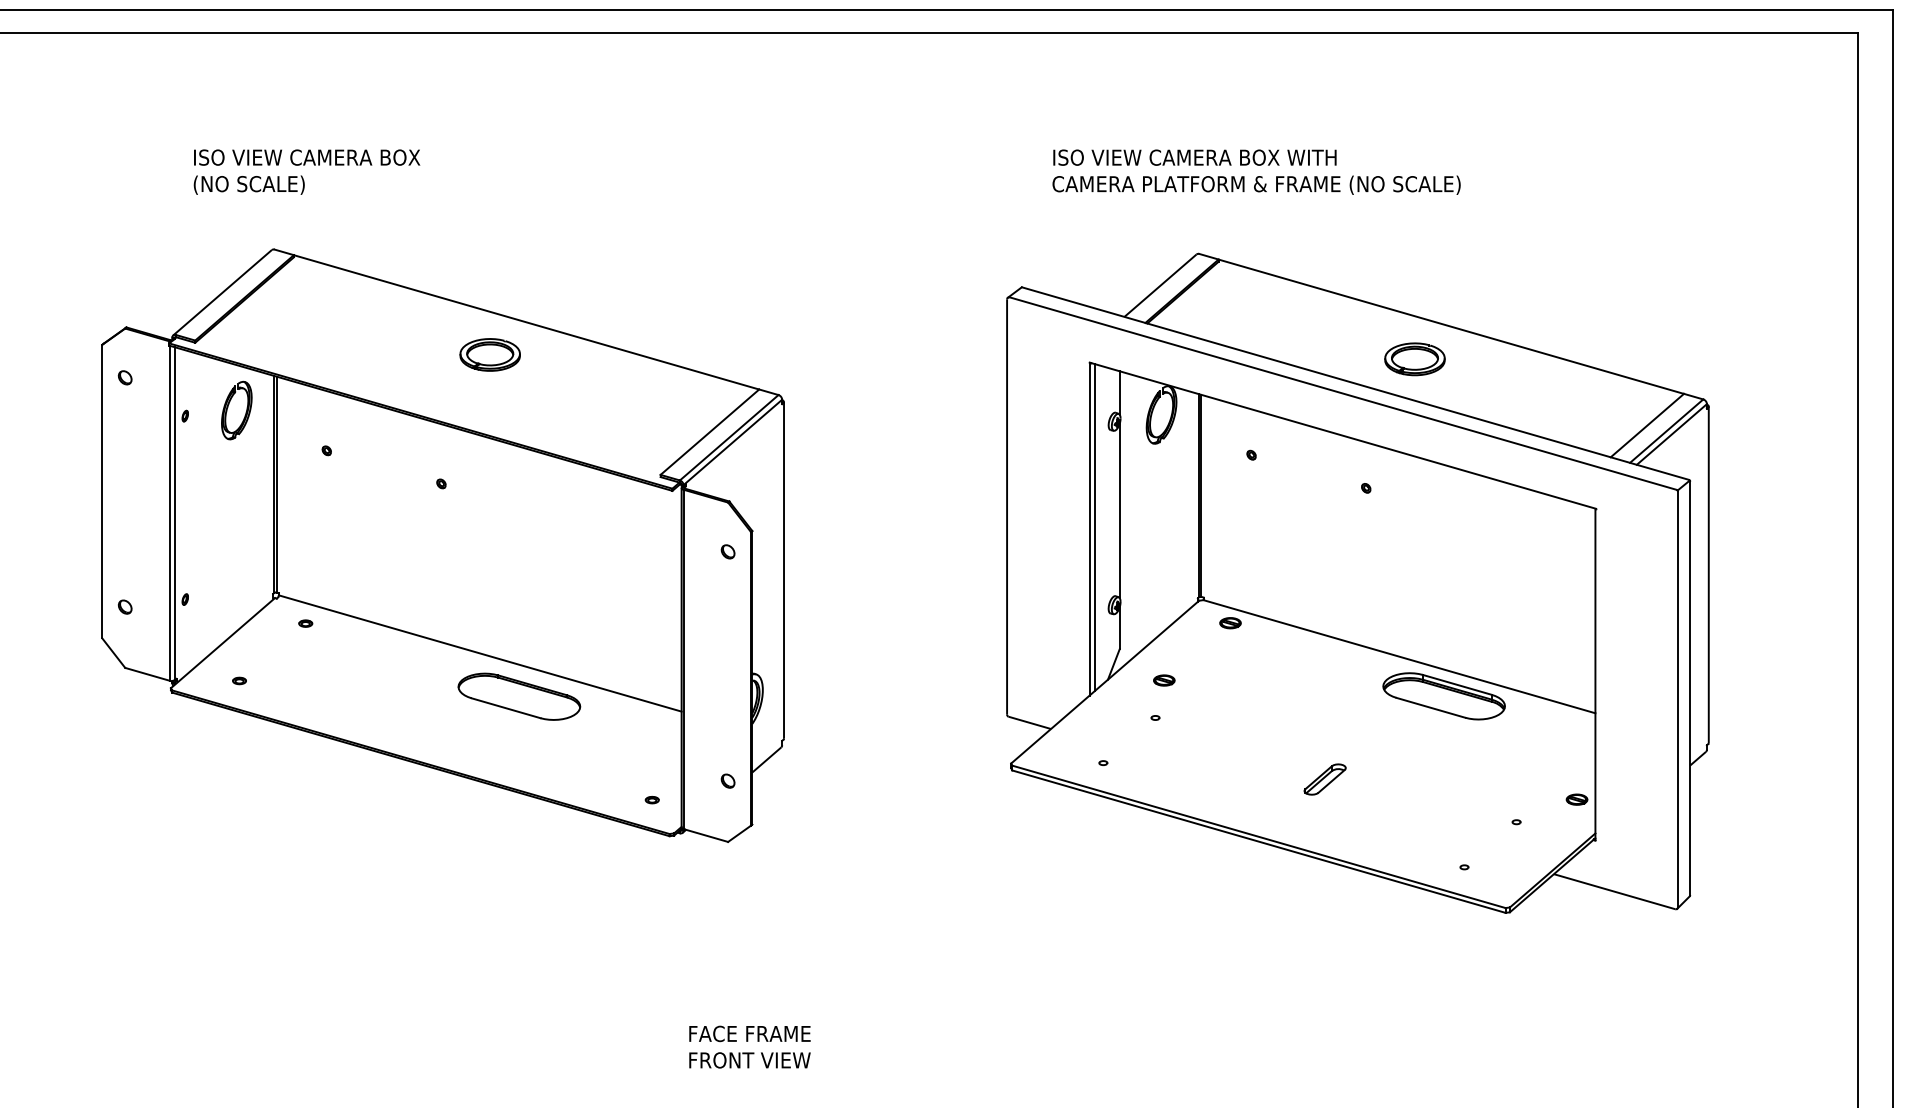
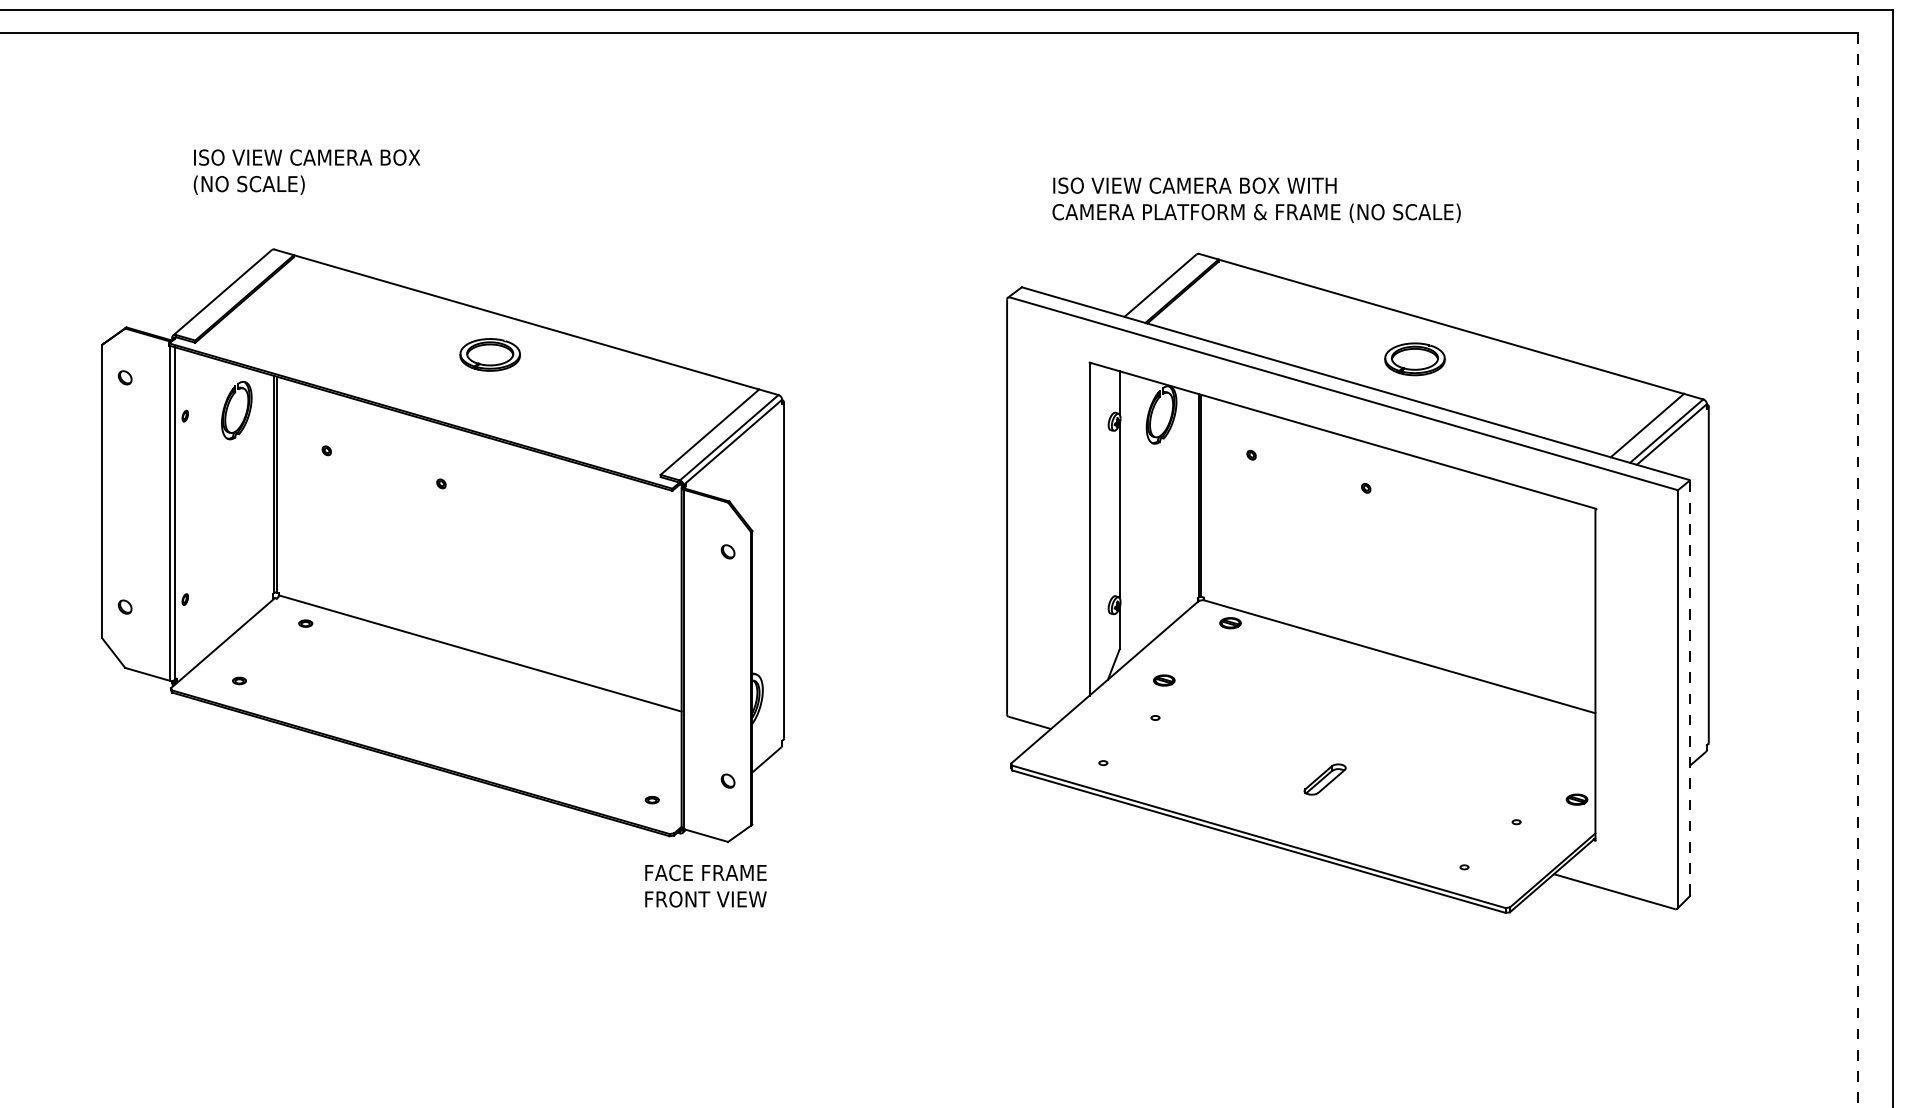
text position: (1256, 171) -> (1256, 199) (1256, 199)
line: present -> none (1095, 527)
line: solid -> dashed (1857, 571)
line: solid -> dashed (1690, 688)
part: present -> none (519, 696)
part: present -> none (1443, 696)
text position: (749, 1046) -> (705, 885) (705, 885)
